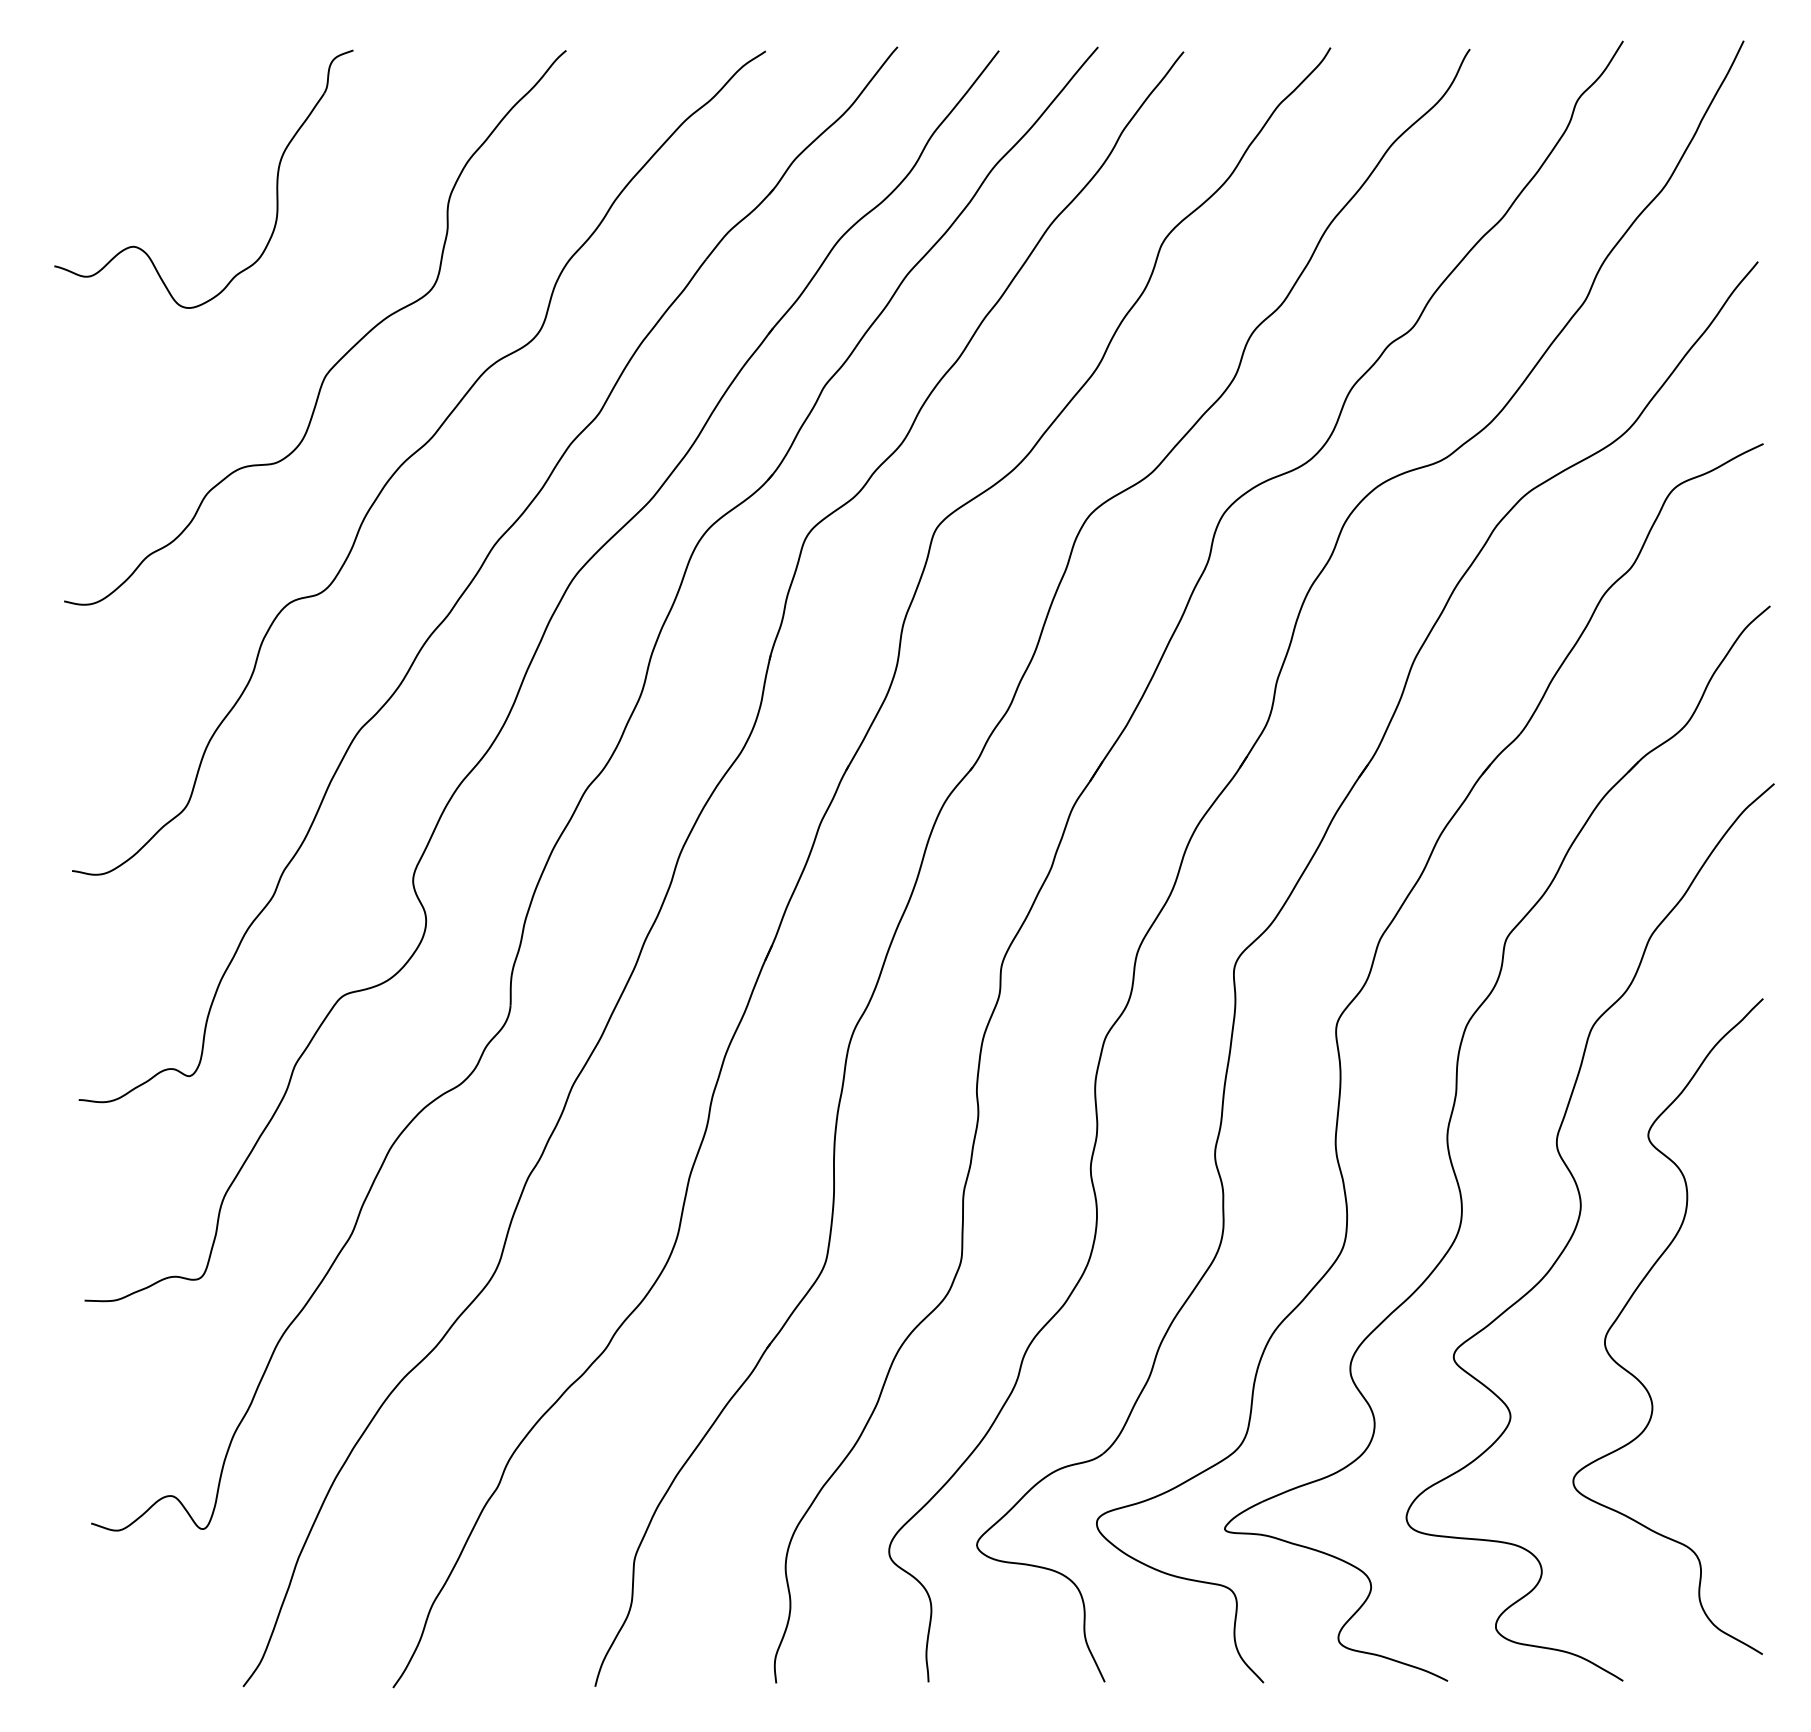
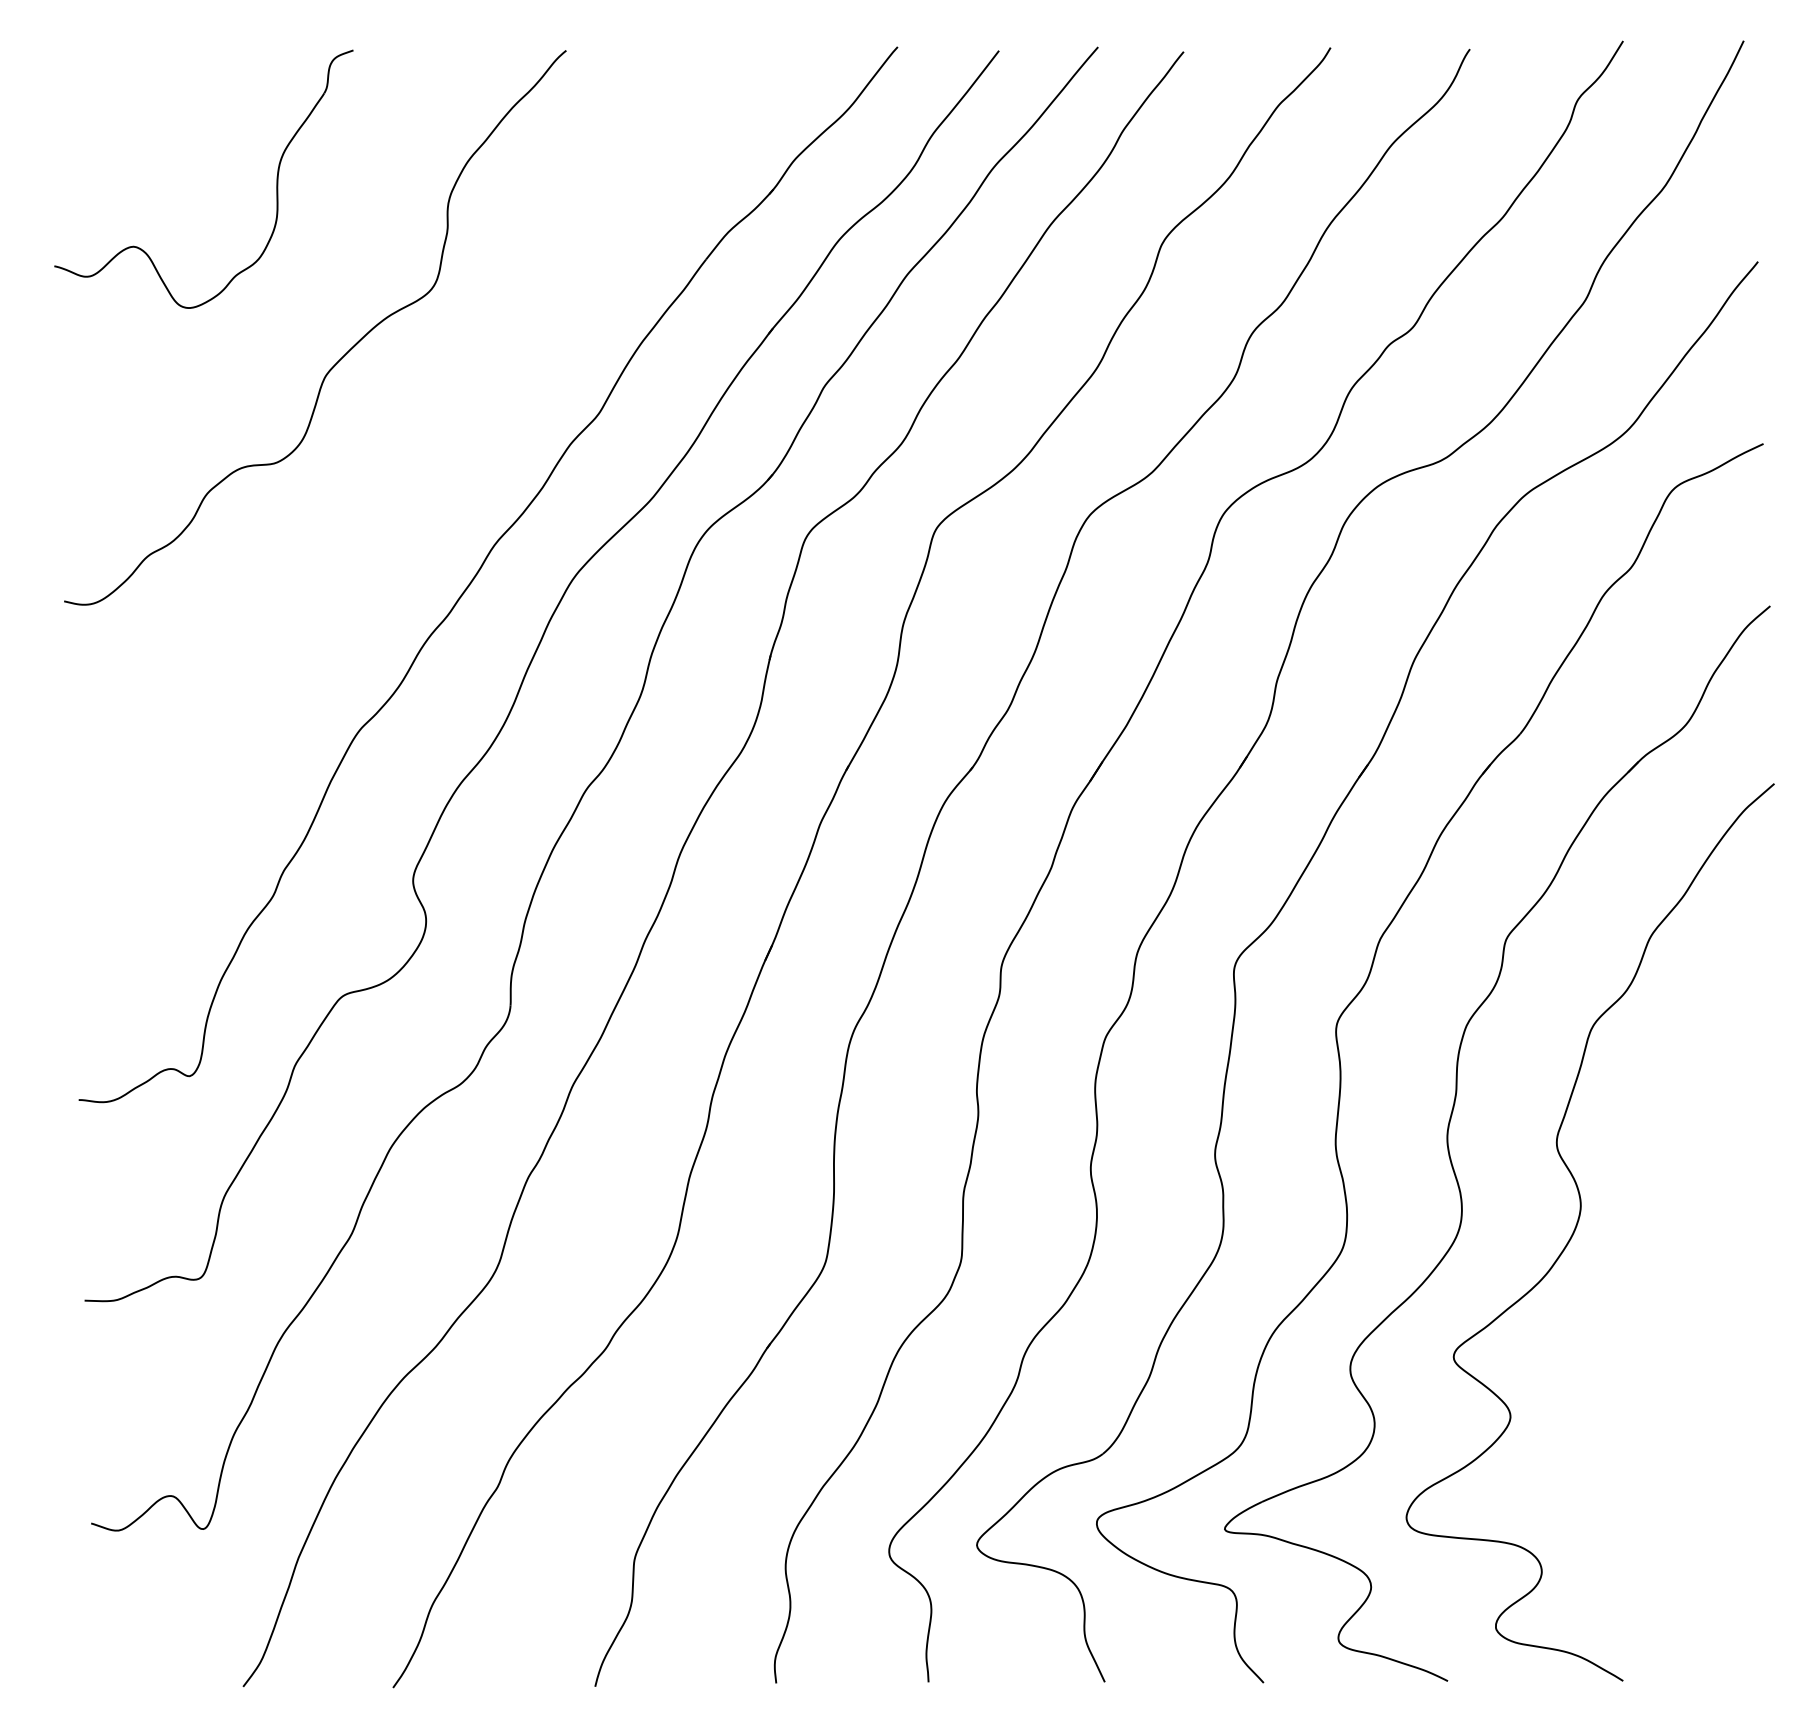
curve: present -> none (412, 456)
curve: present -> none (1629, 1301)
